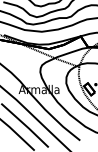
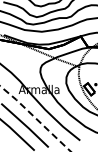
line: solid -> dashed (36, 119)
